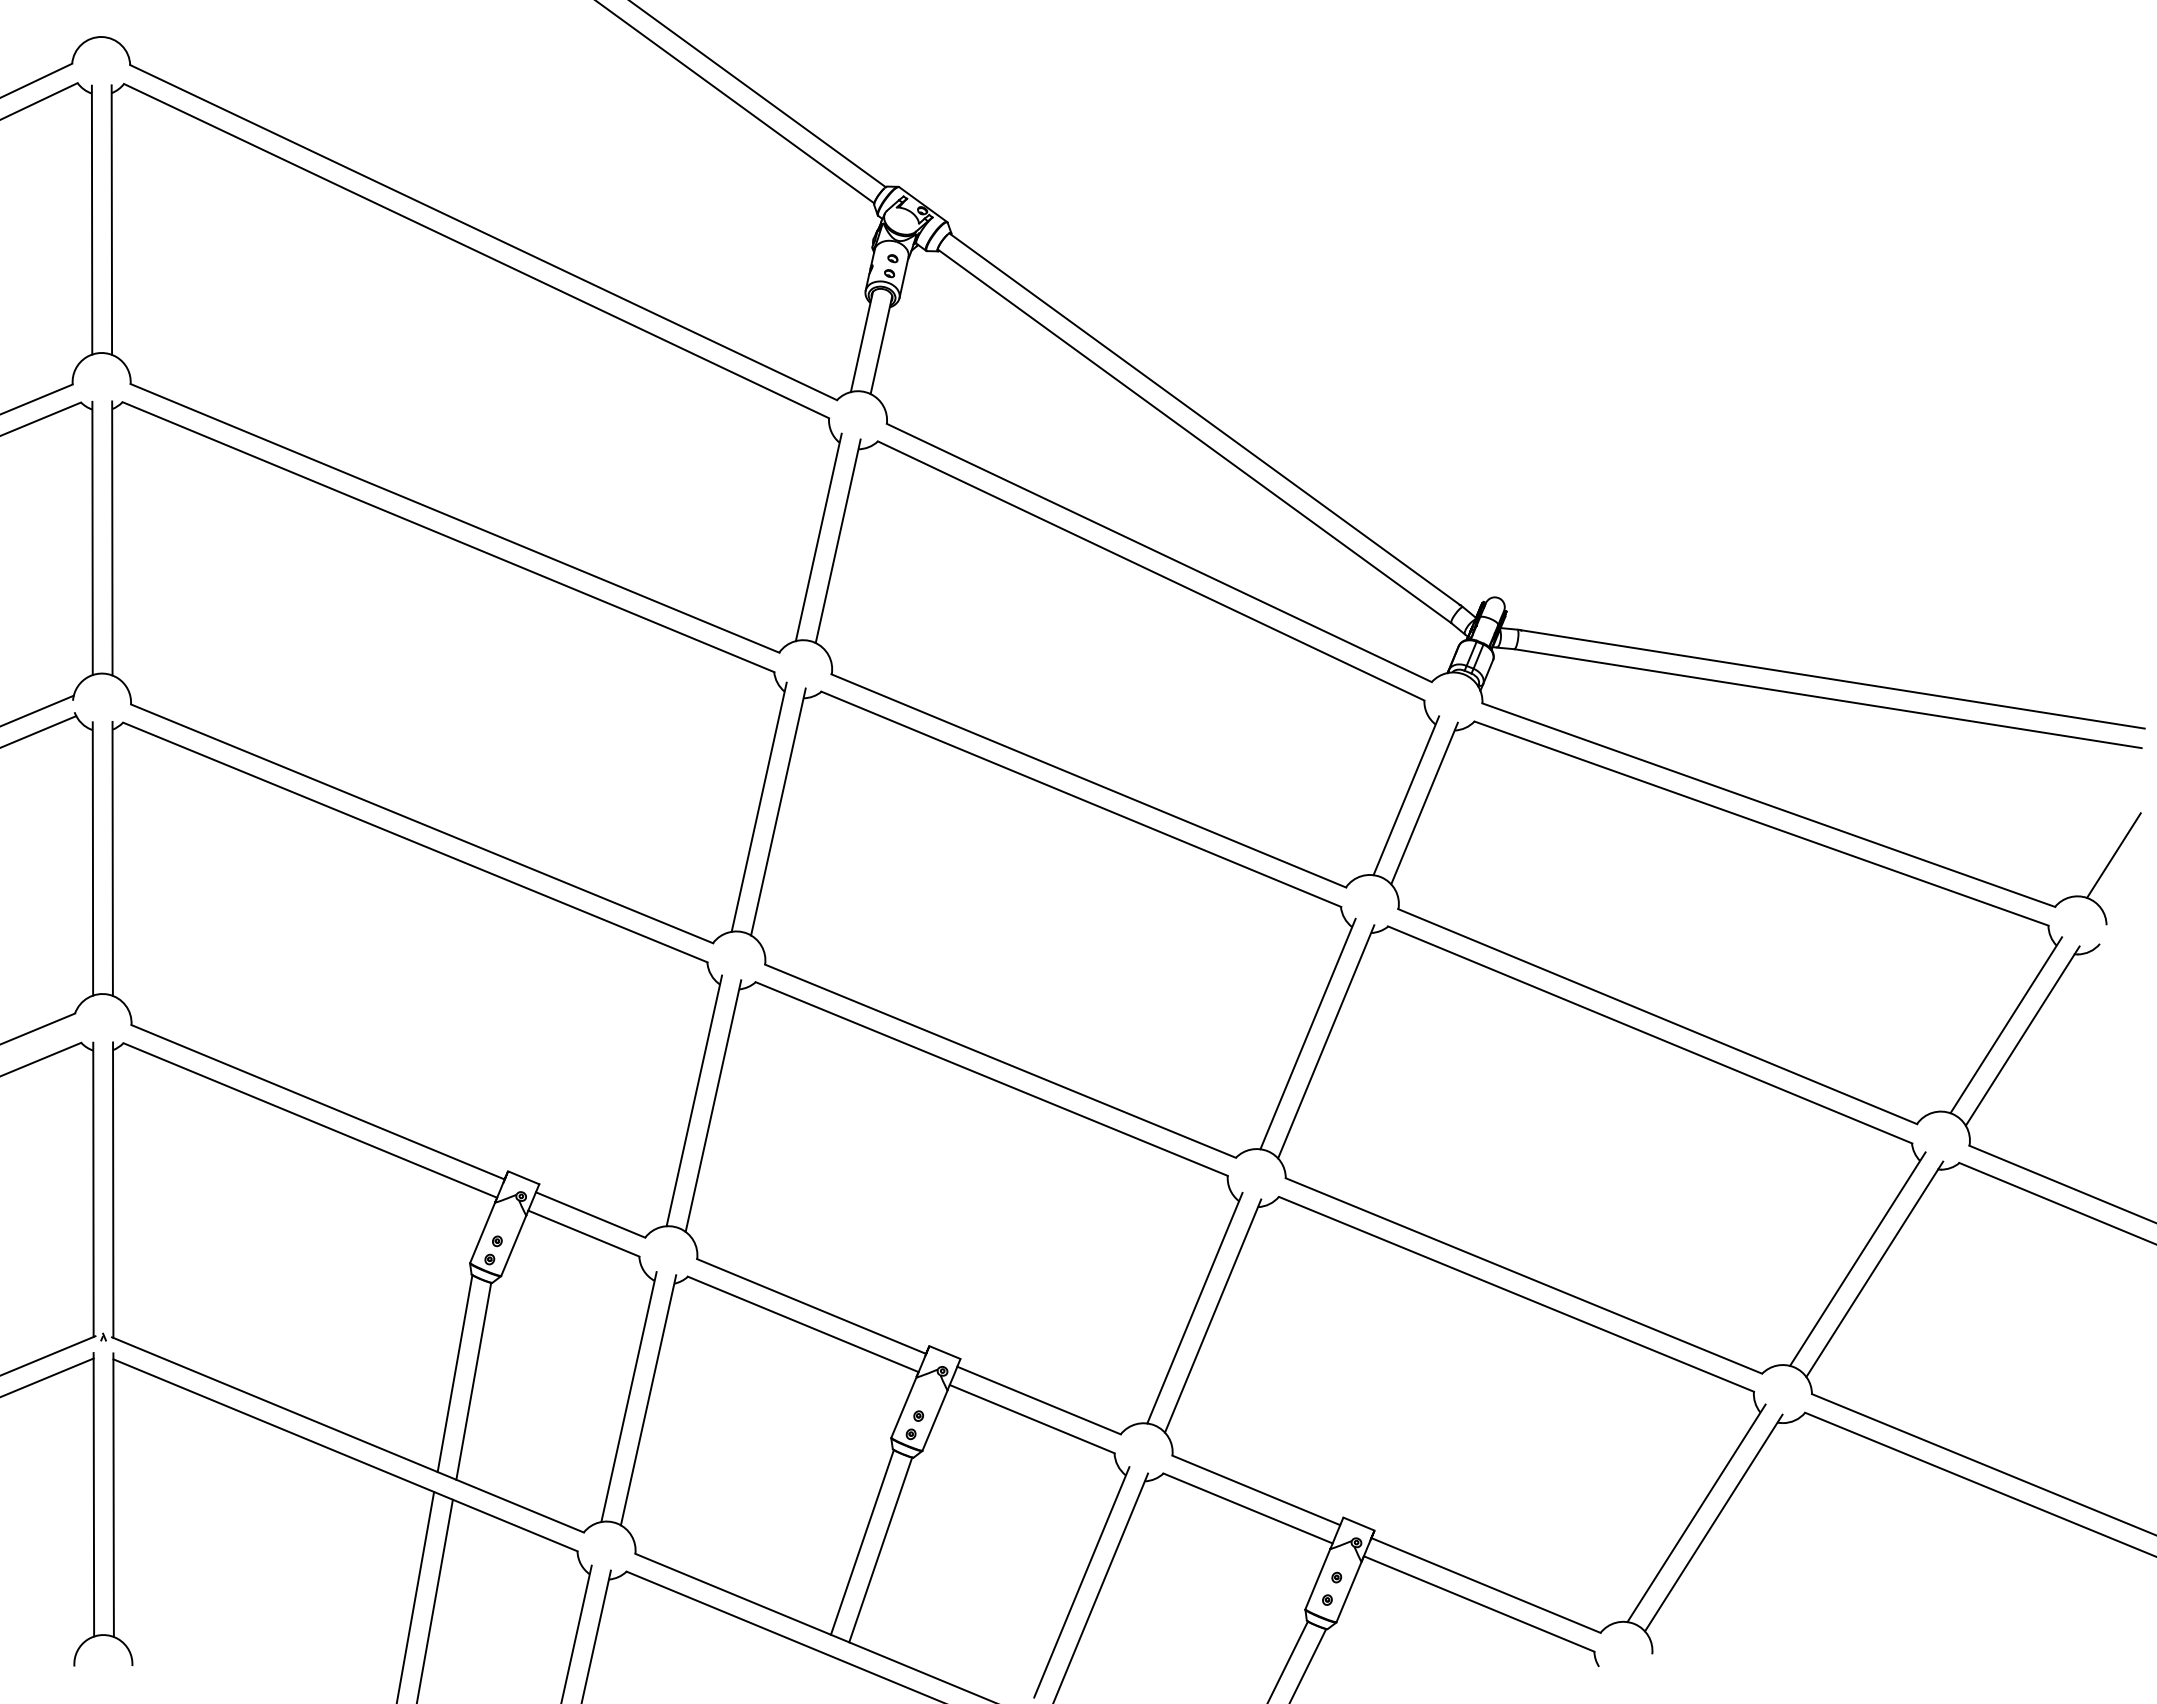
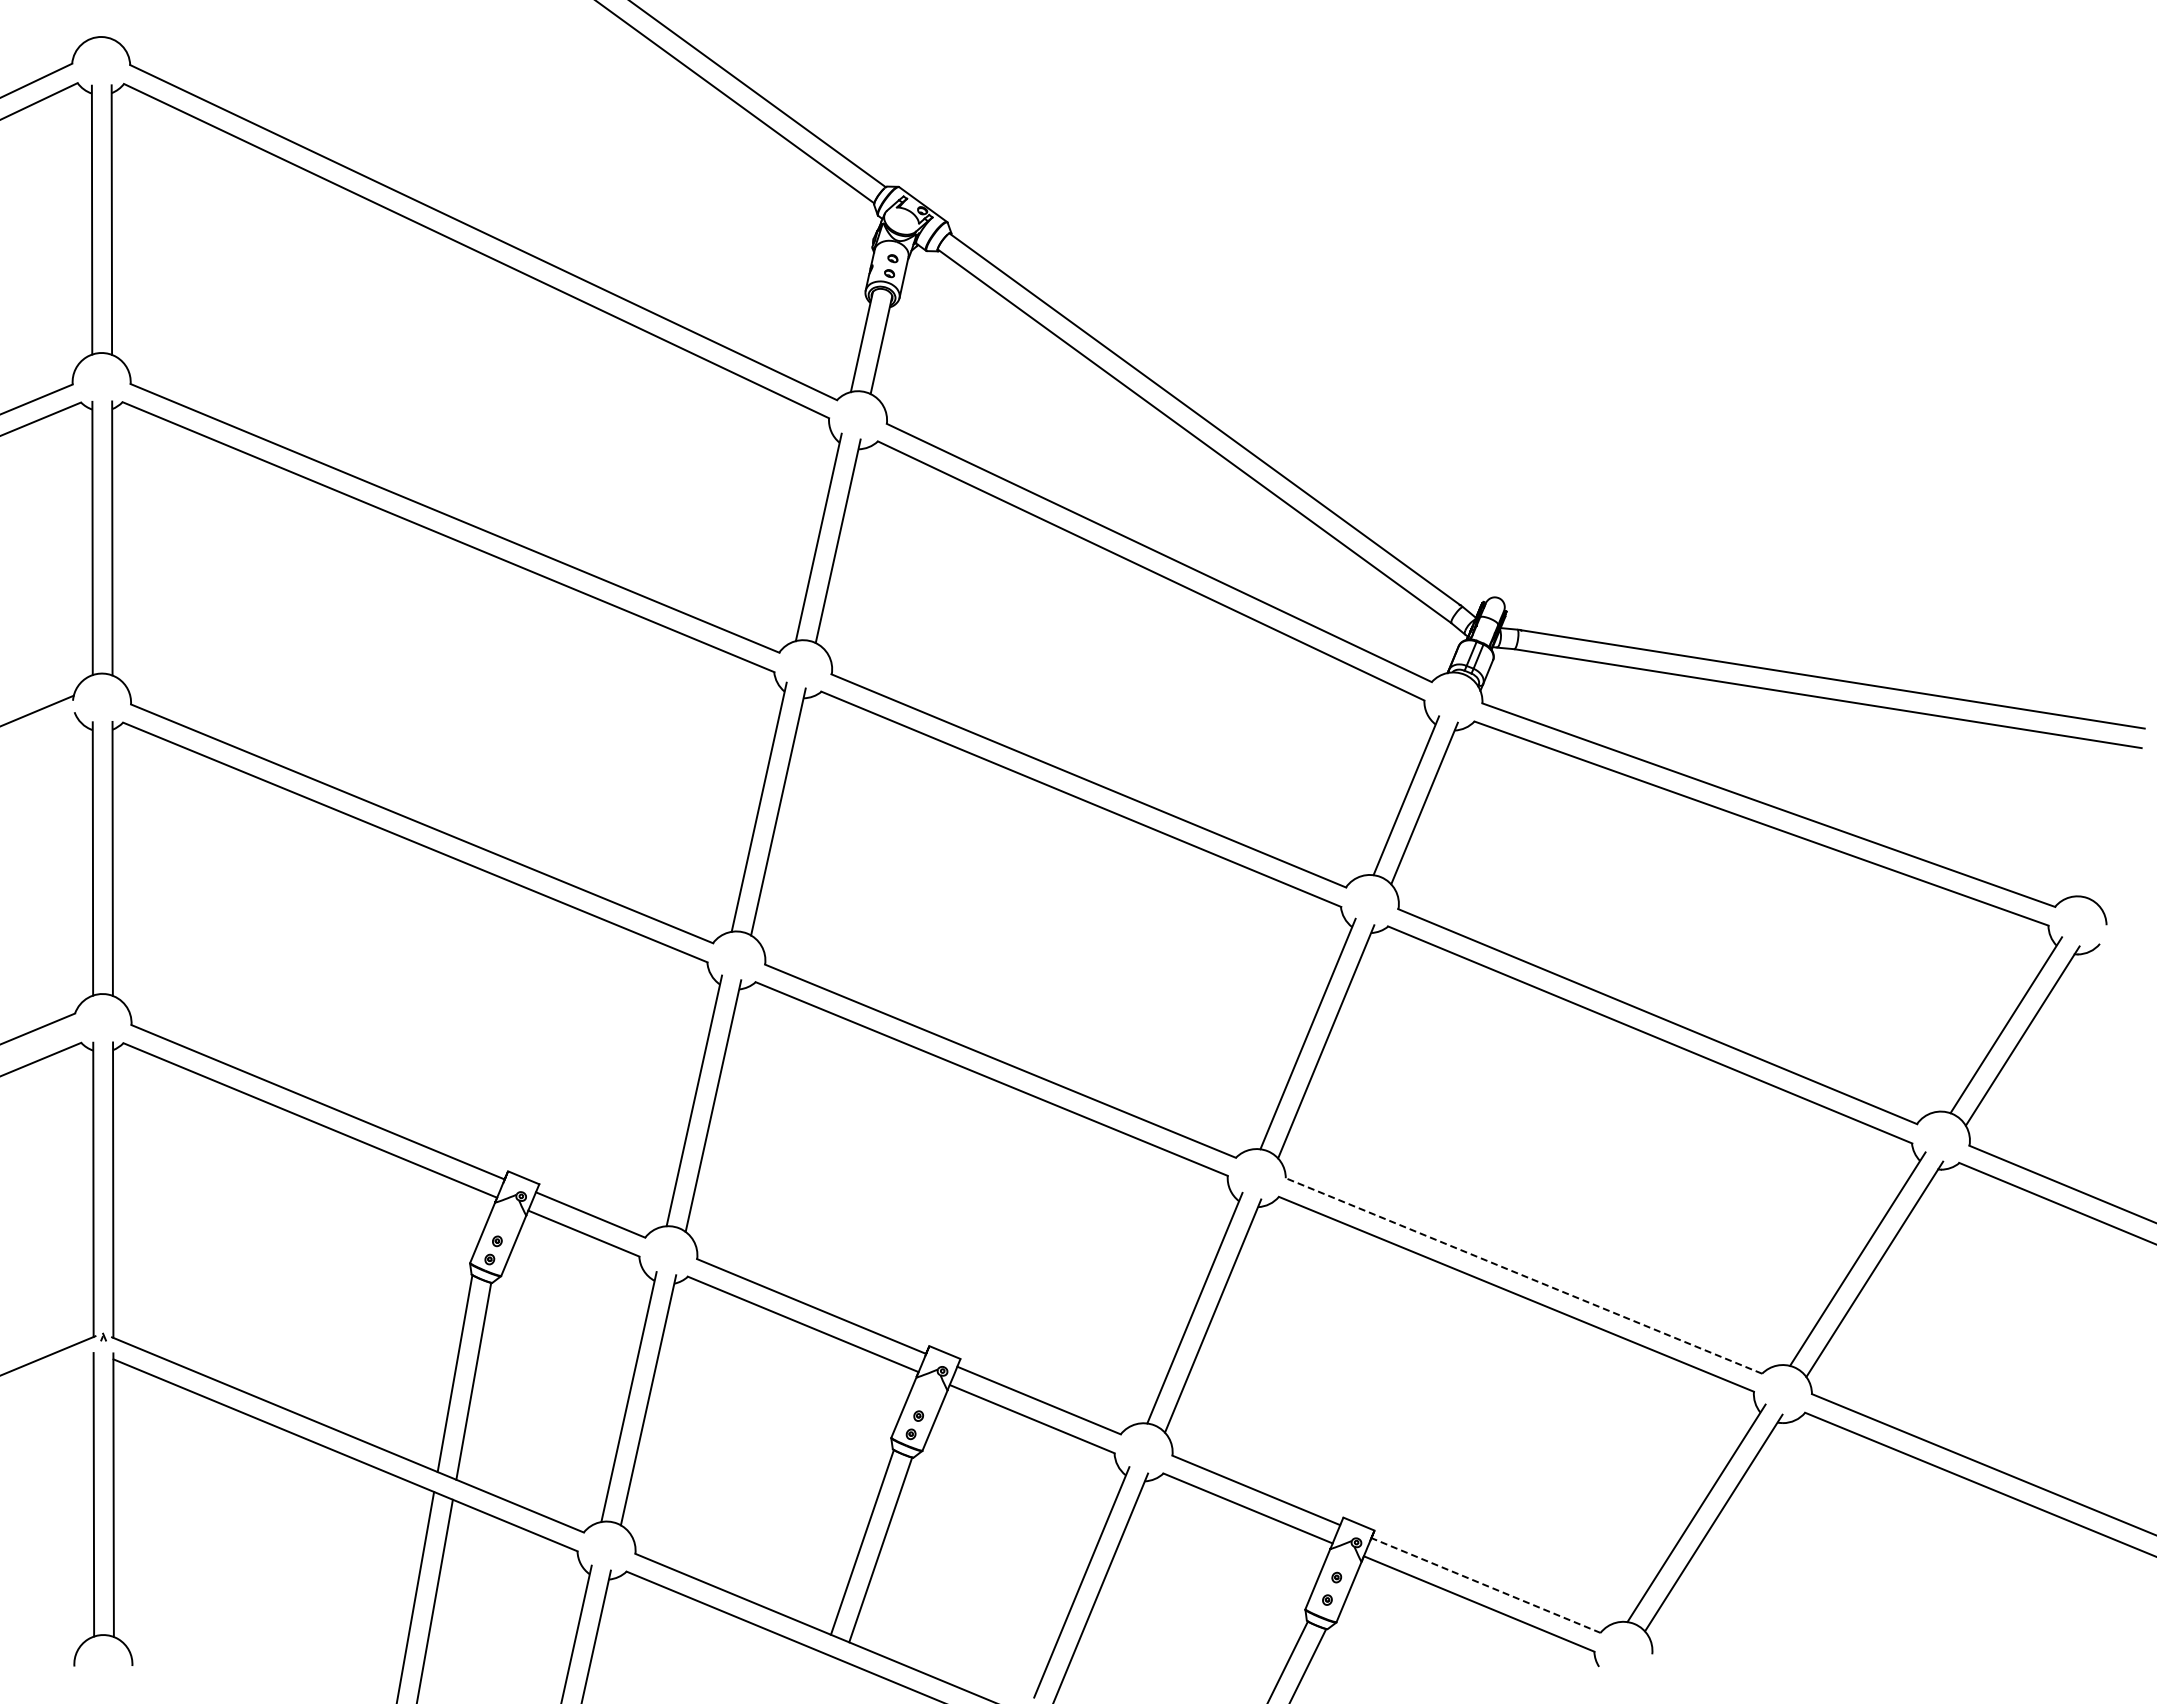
line: present -> none (39, 731)
line: present -> none (2113, 855)
line: solid -> dashed (1523, 1275)
line: present -> none (47, 1377)
line: solid -> dashed (1485, 1585)
